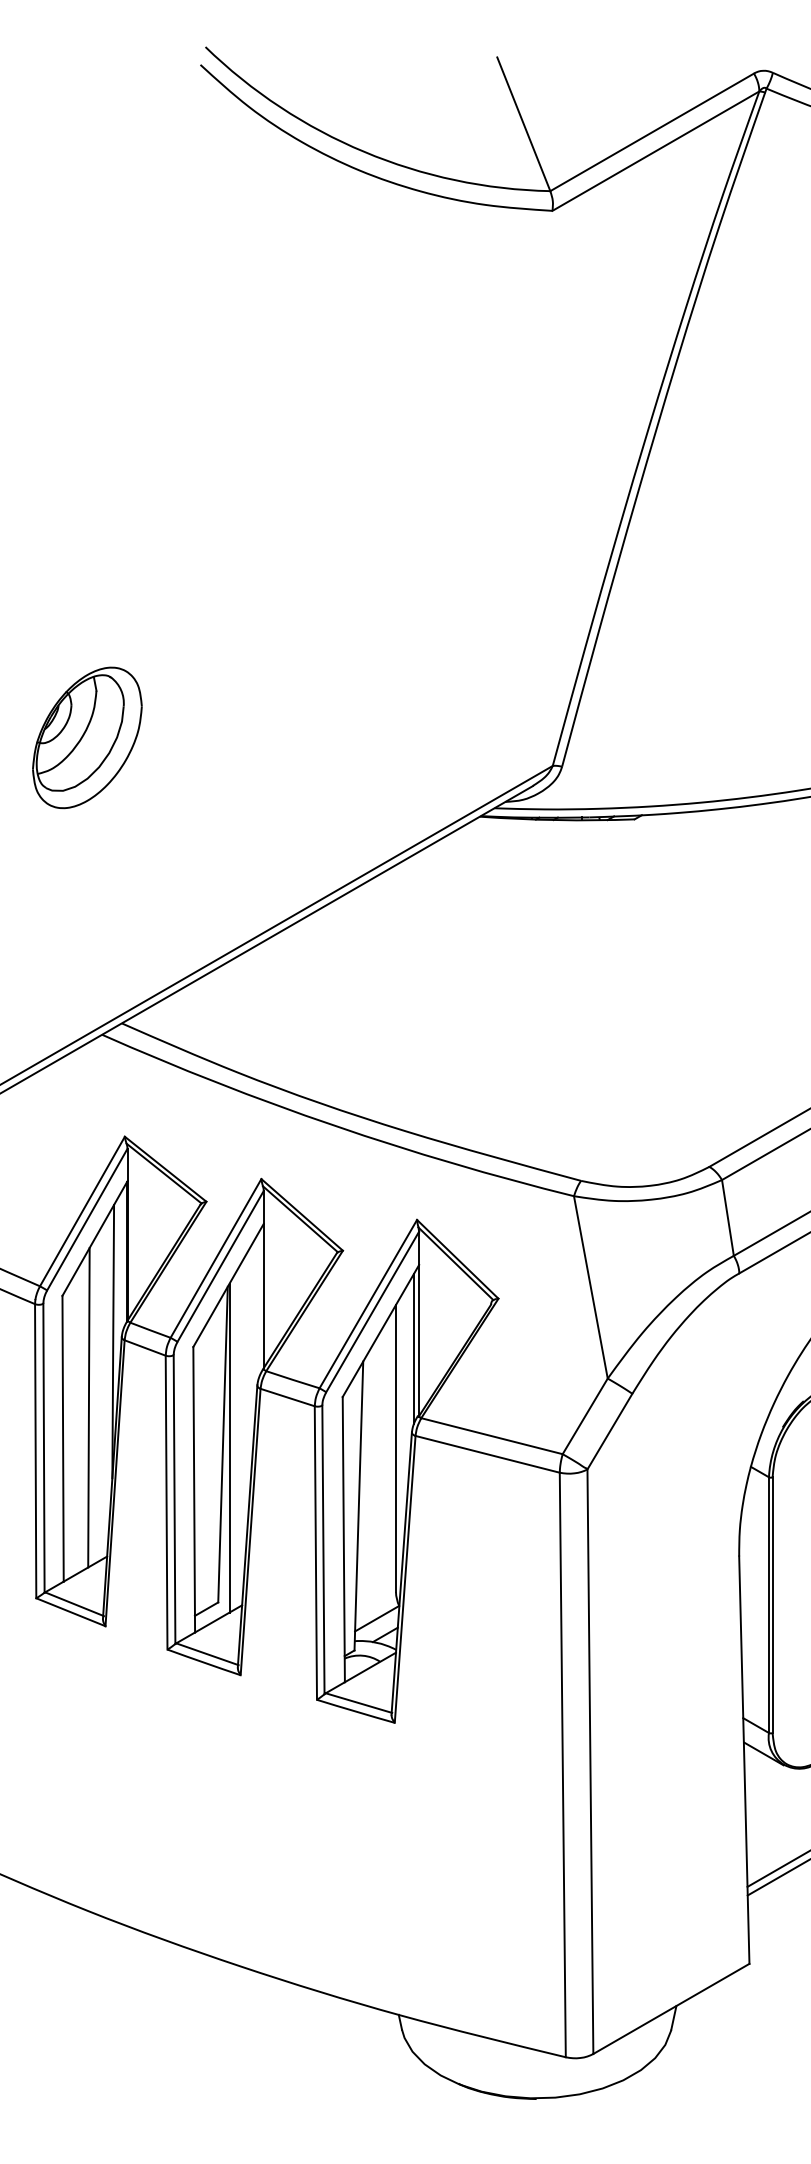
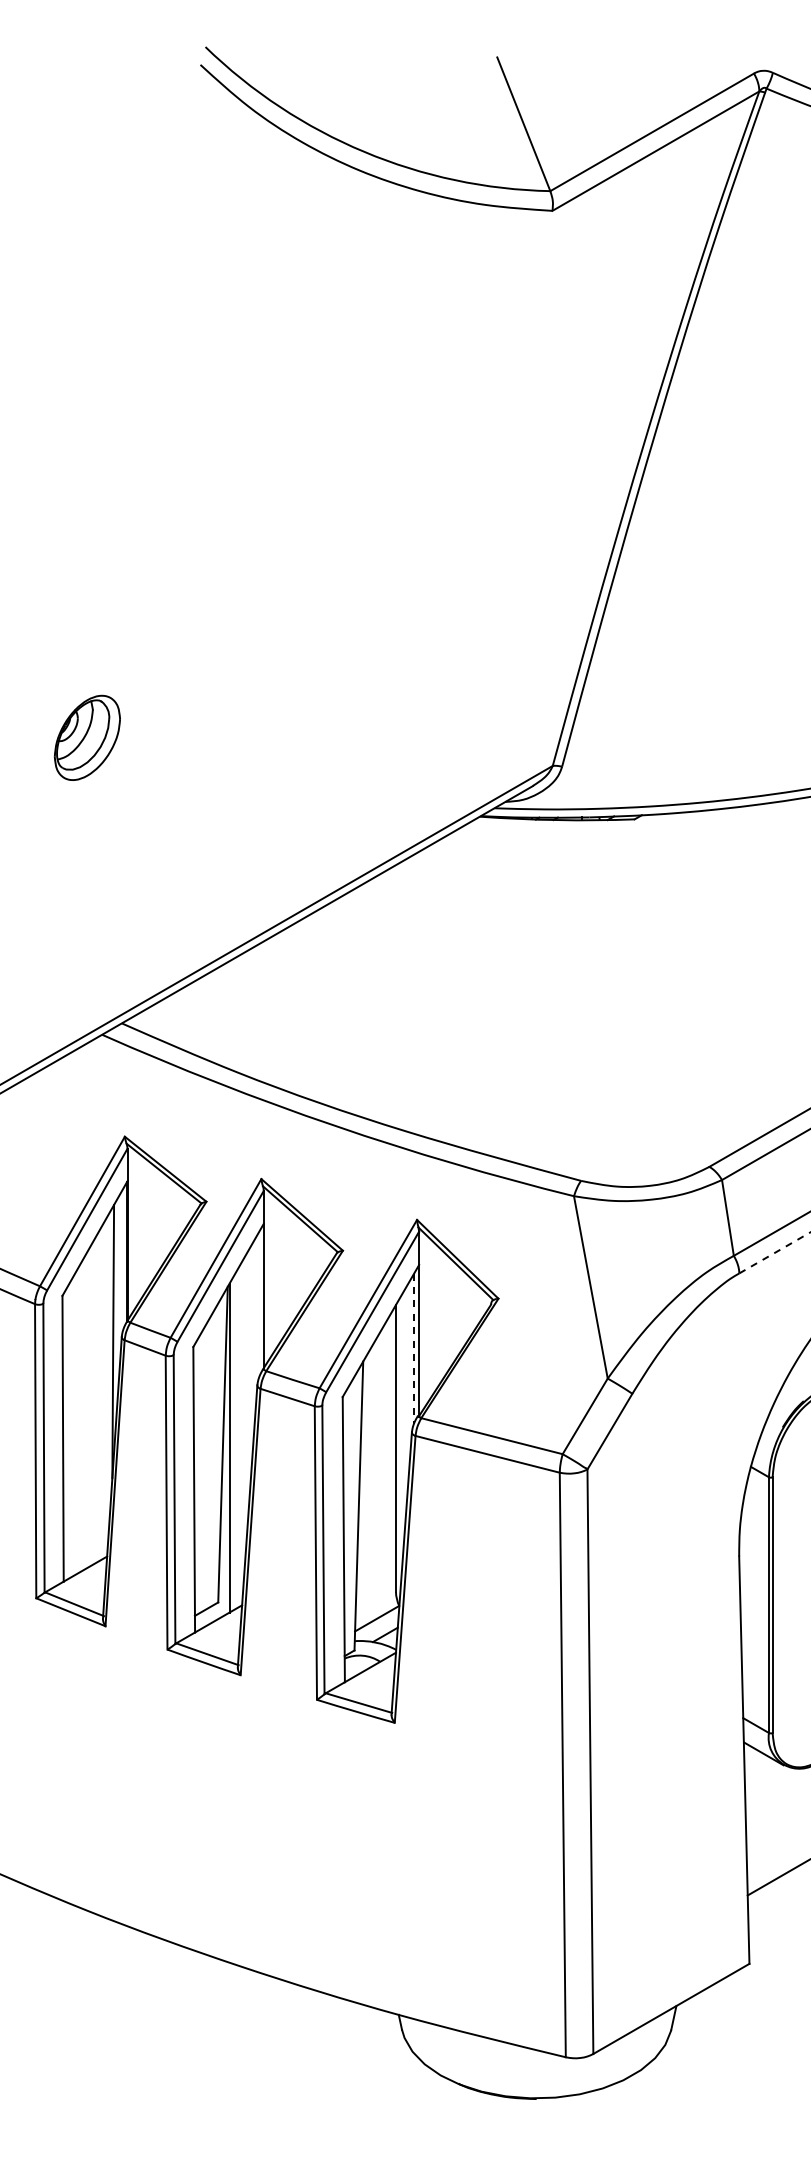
part size: 111x144 px -> 68x87 px (86, 737)
line: solid -> dashed (774, 1252)
line: solid -> dashed (414, 1348)
line: present -> none (88, 1407)
line: present -> none (777, 1869)
